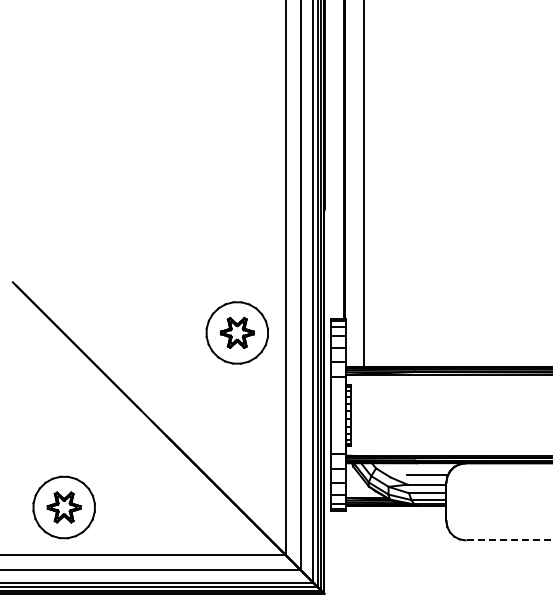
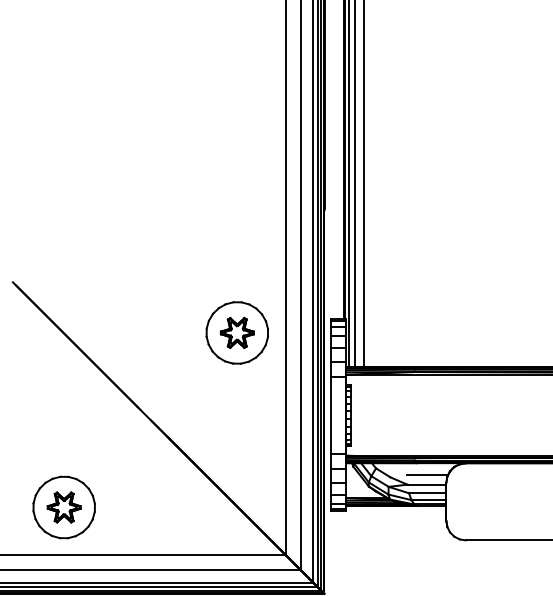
line: none -> present (348, 184)
line: none -> present (355, 184)
line: dashed -> solid (508, 540)
